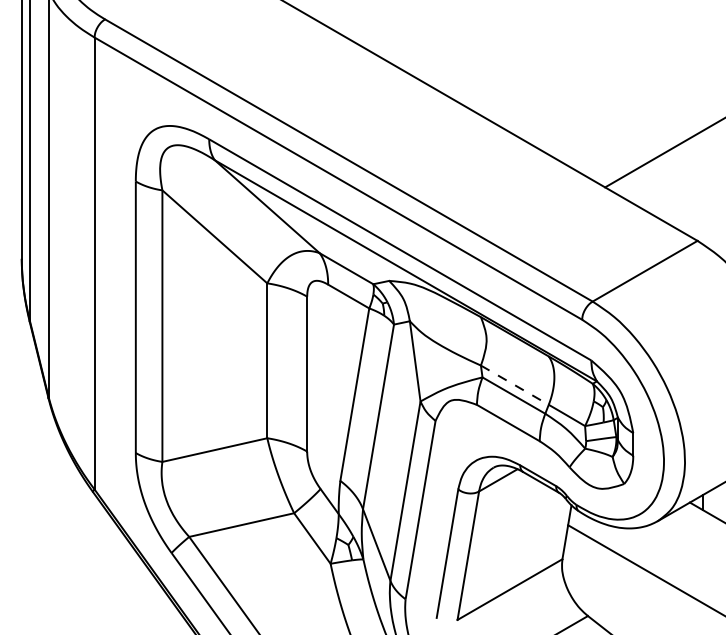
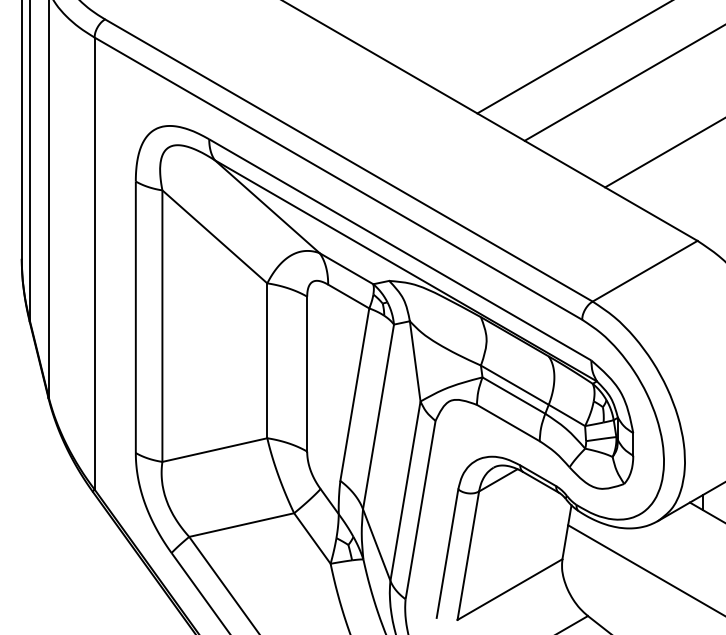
line: none -> present (573, 57)
line: none -> present (623, 83)
line: dashed -> solid (515, 385)
